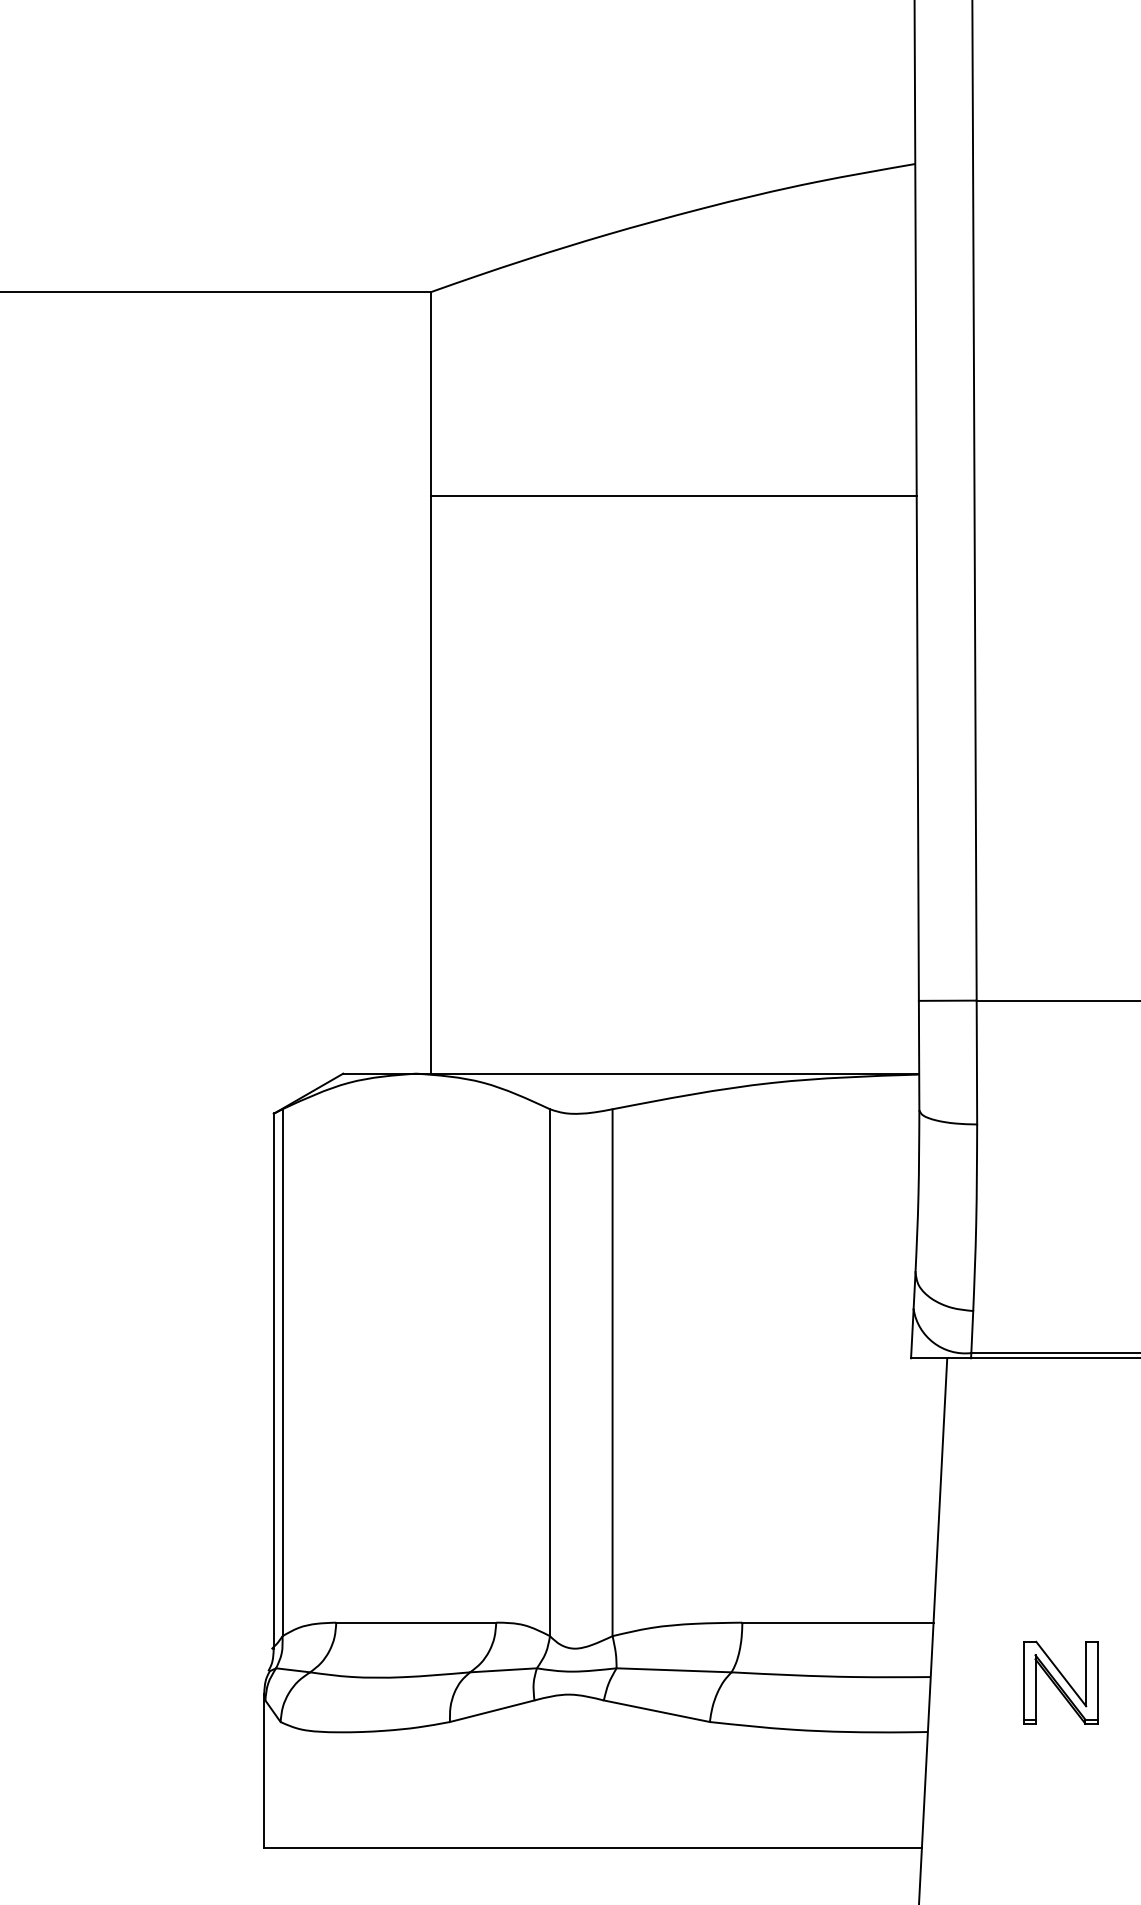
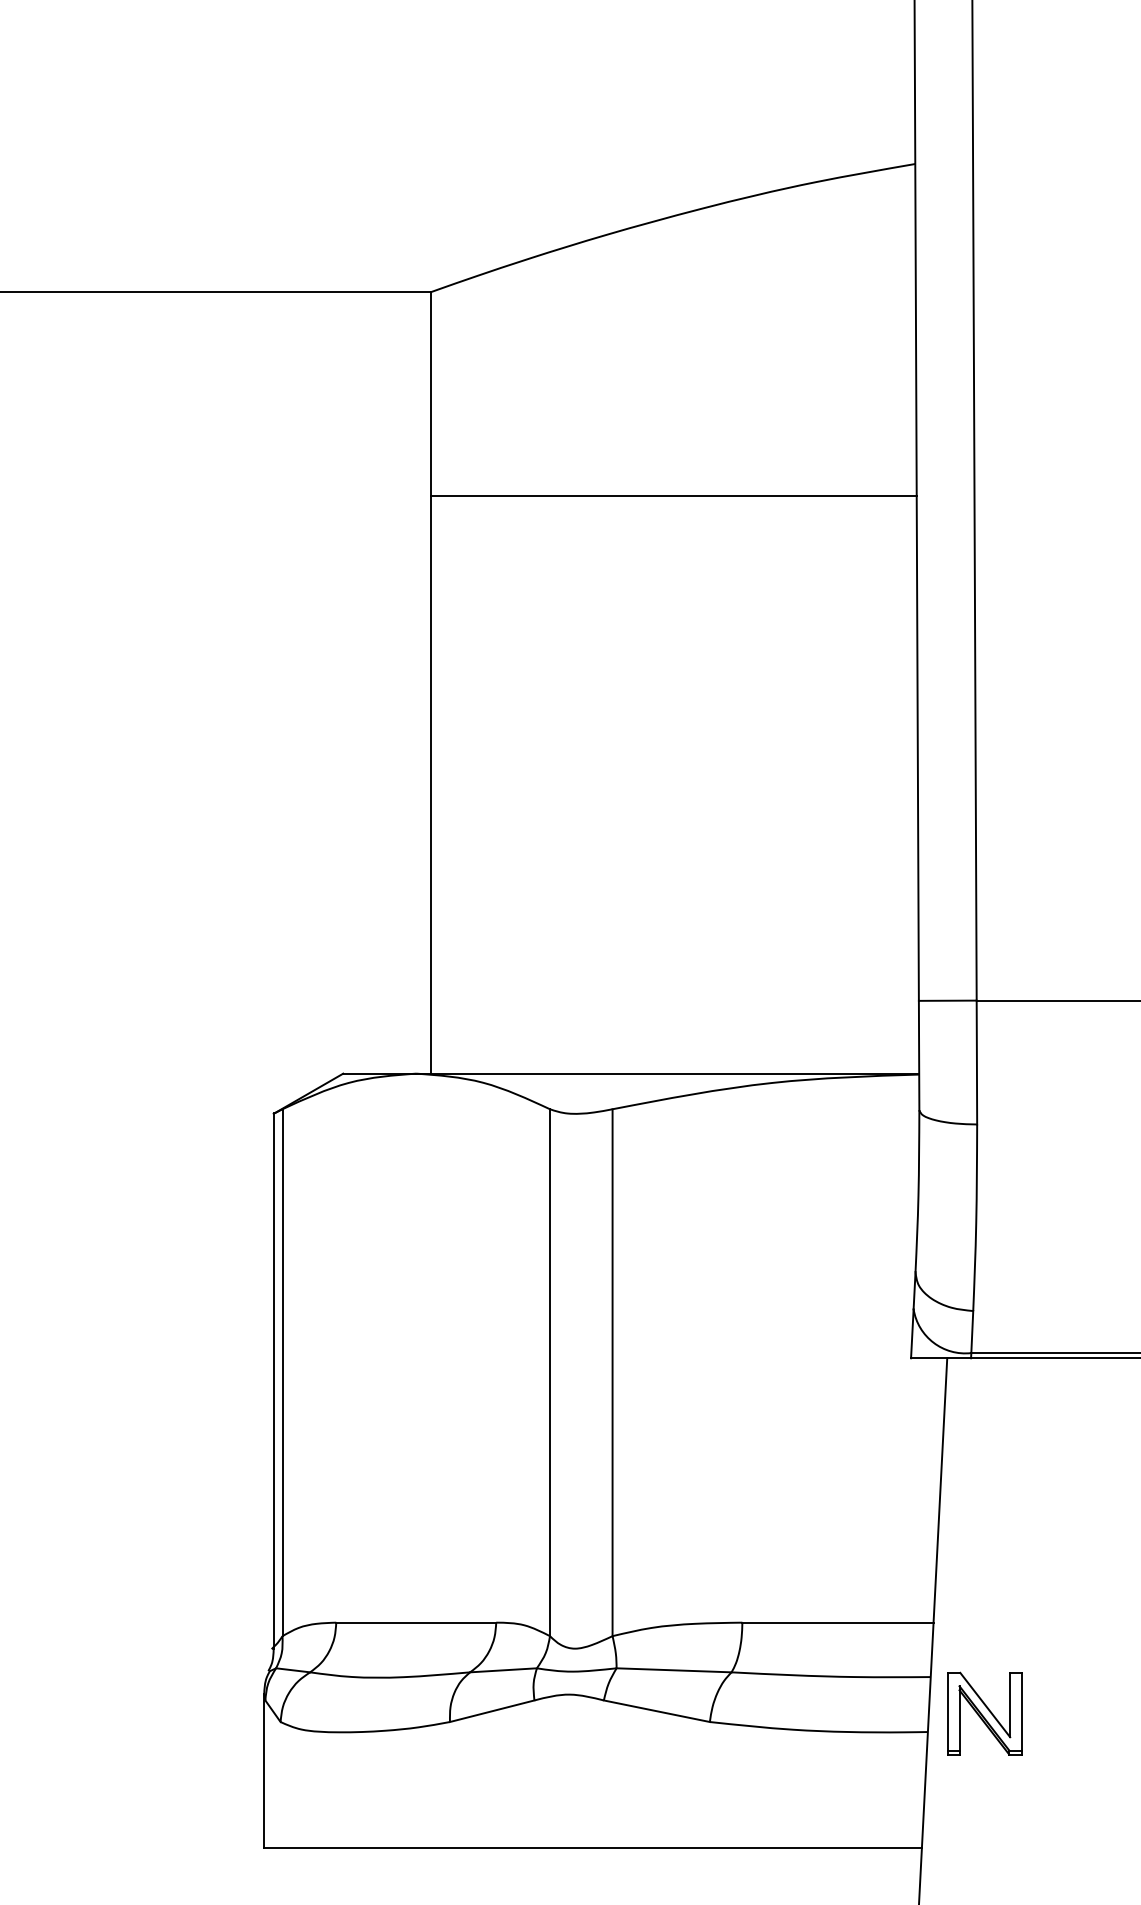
part position: (1060, 1682) -> (984, 1713) (984, 1713)
